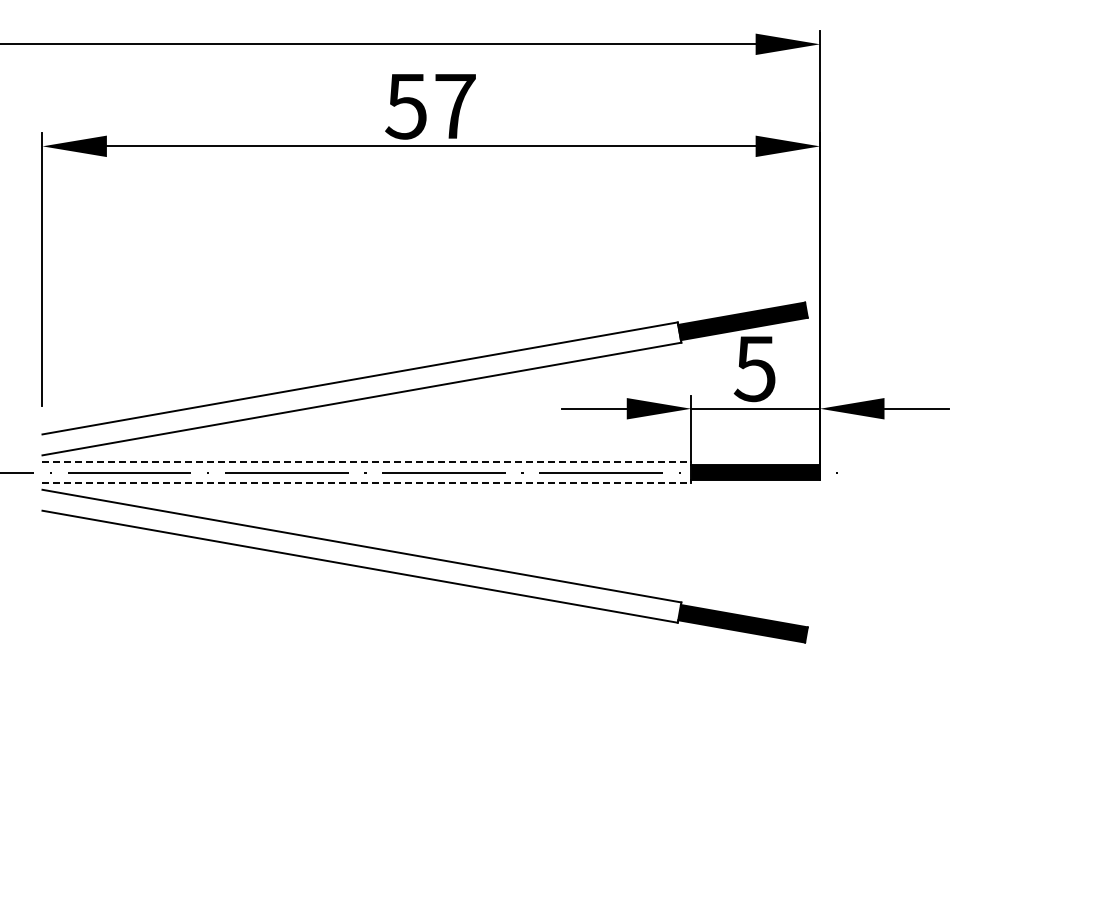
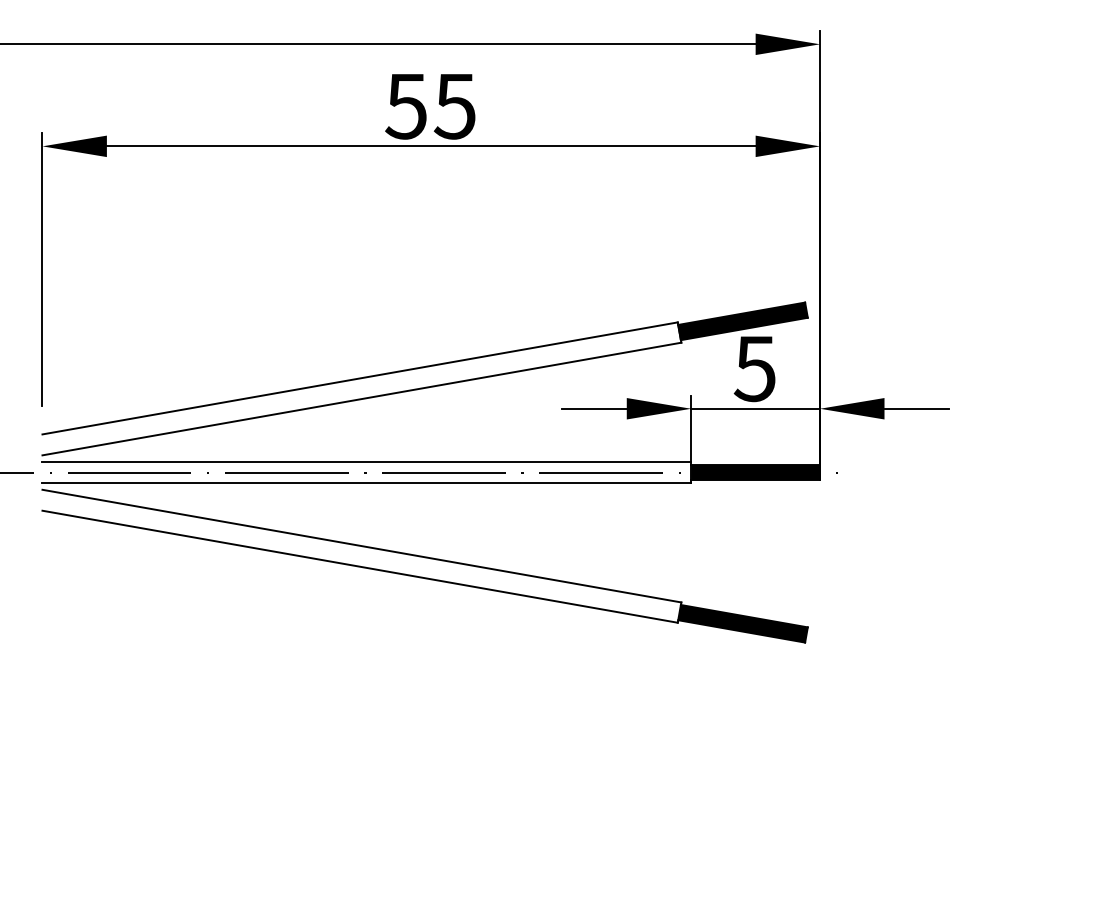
text: 57 -> 55 (454, 106)
line: dashed -> solid (367, 462)
line: dashed -> solid (367, 482)
